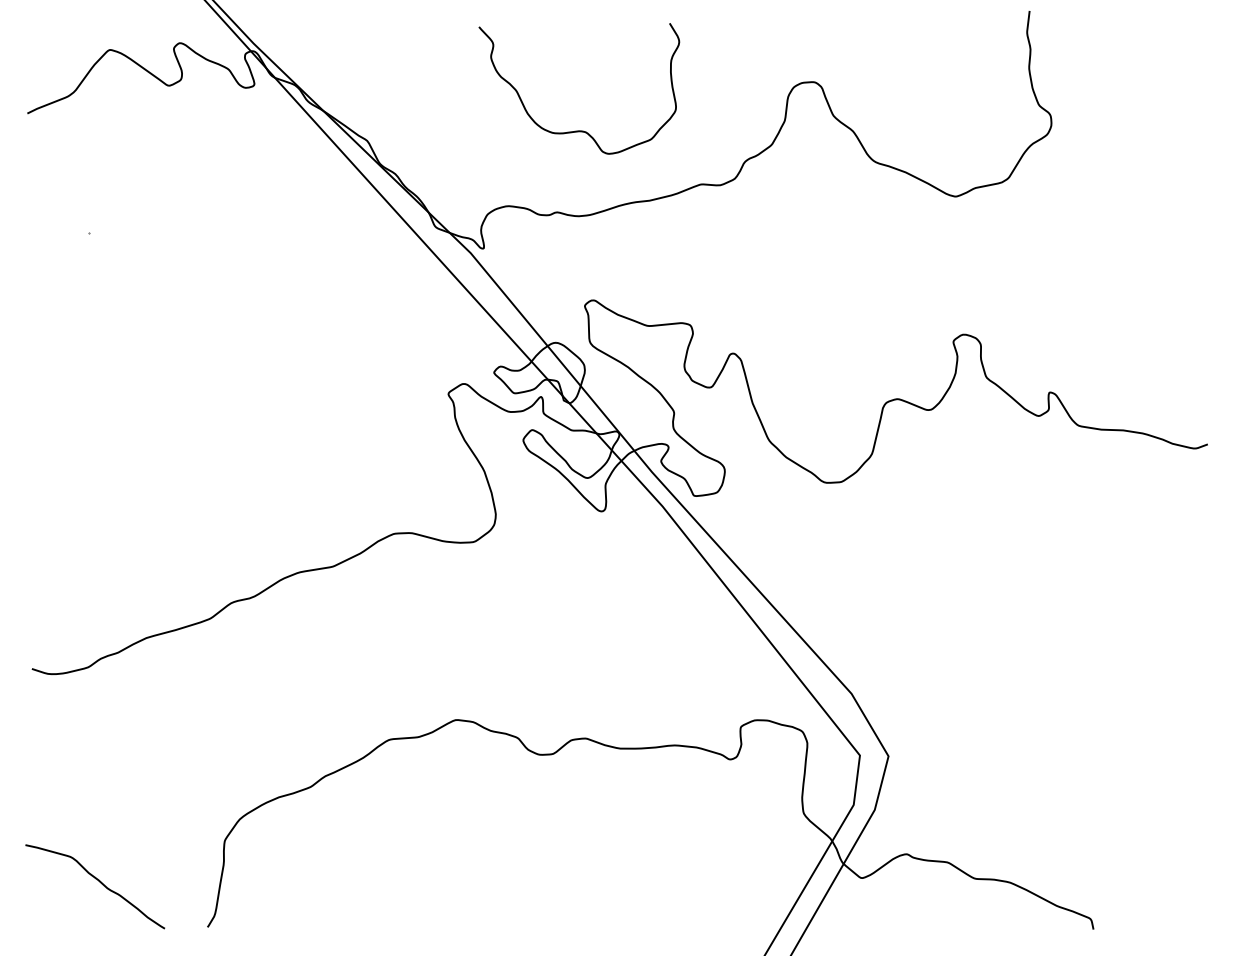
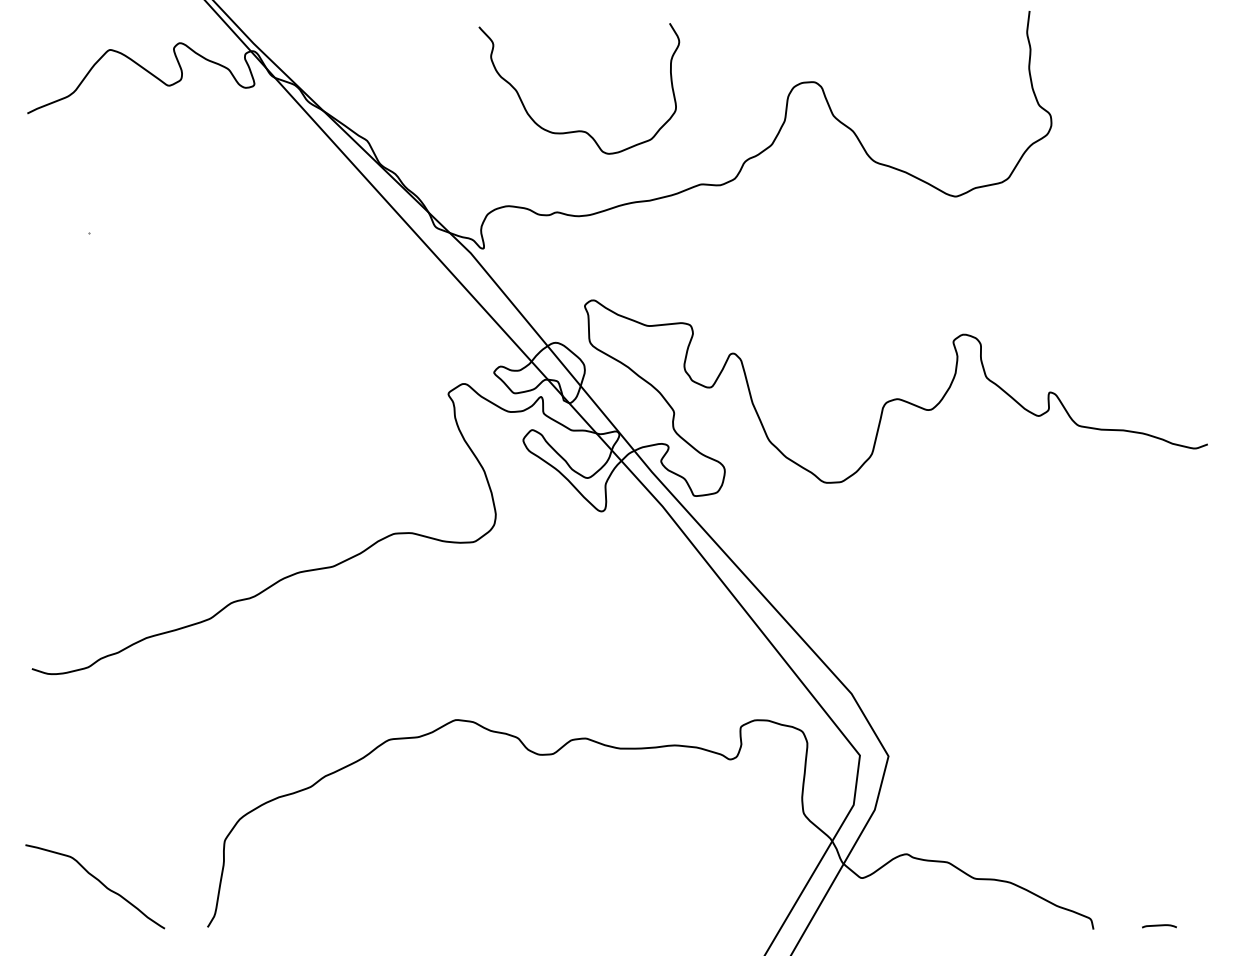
curve: none -> present (1159, 926)
